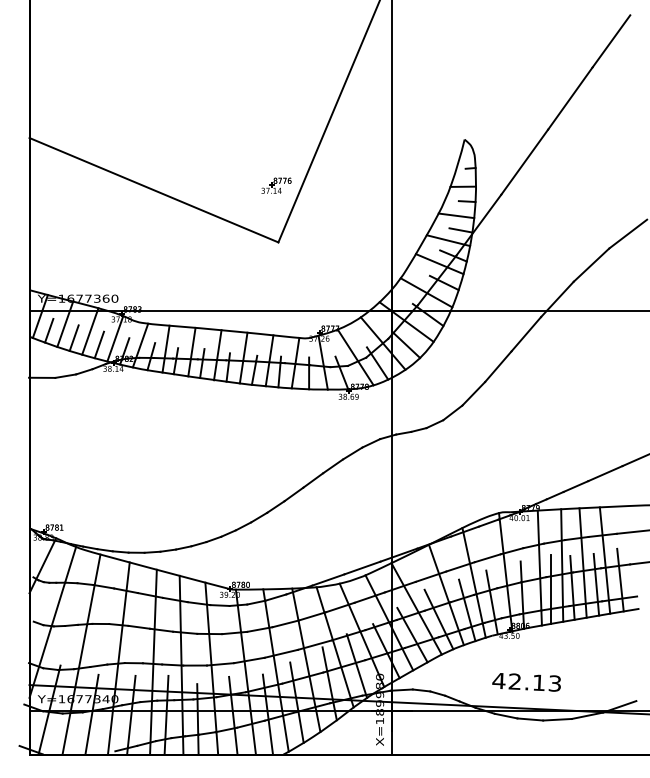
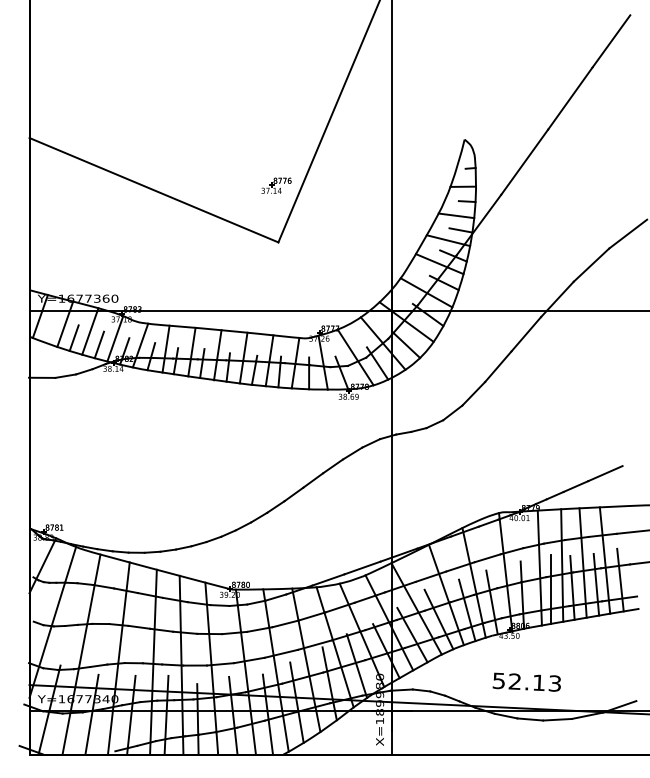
line: present -> none (49, 330)
line: present -> none (634, 460)
text: 42.13 -> 52.13 (498, 680)
